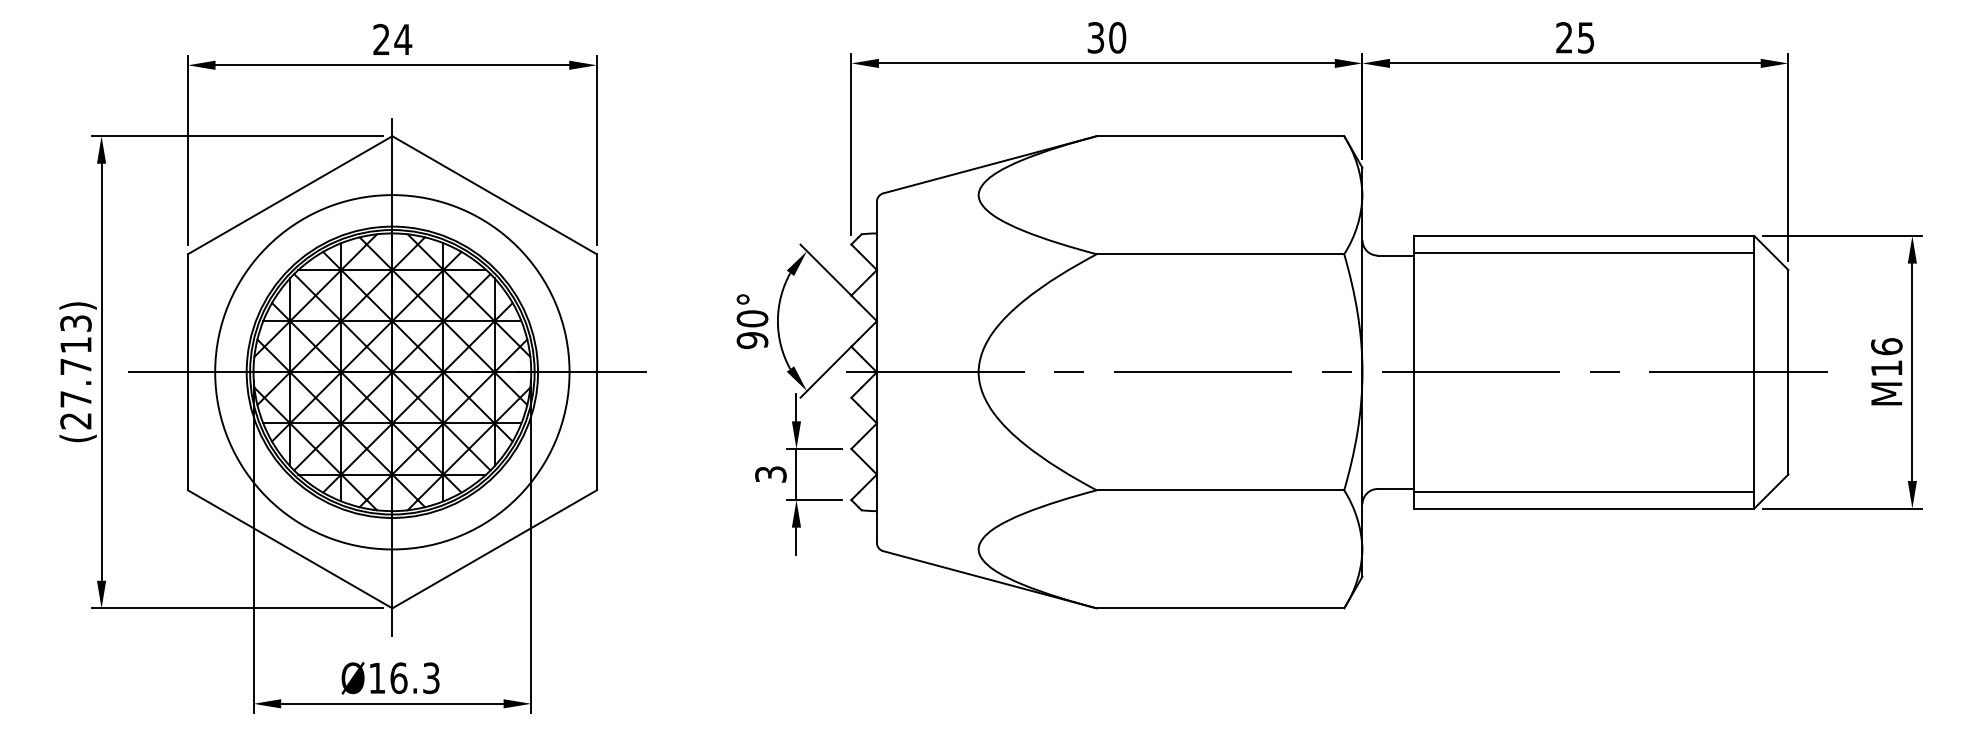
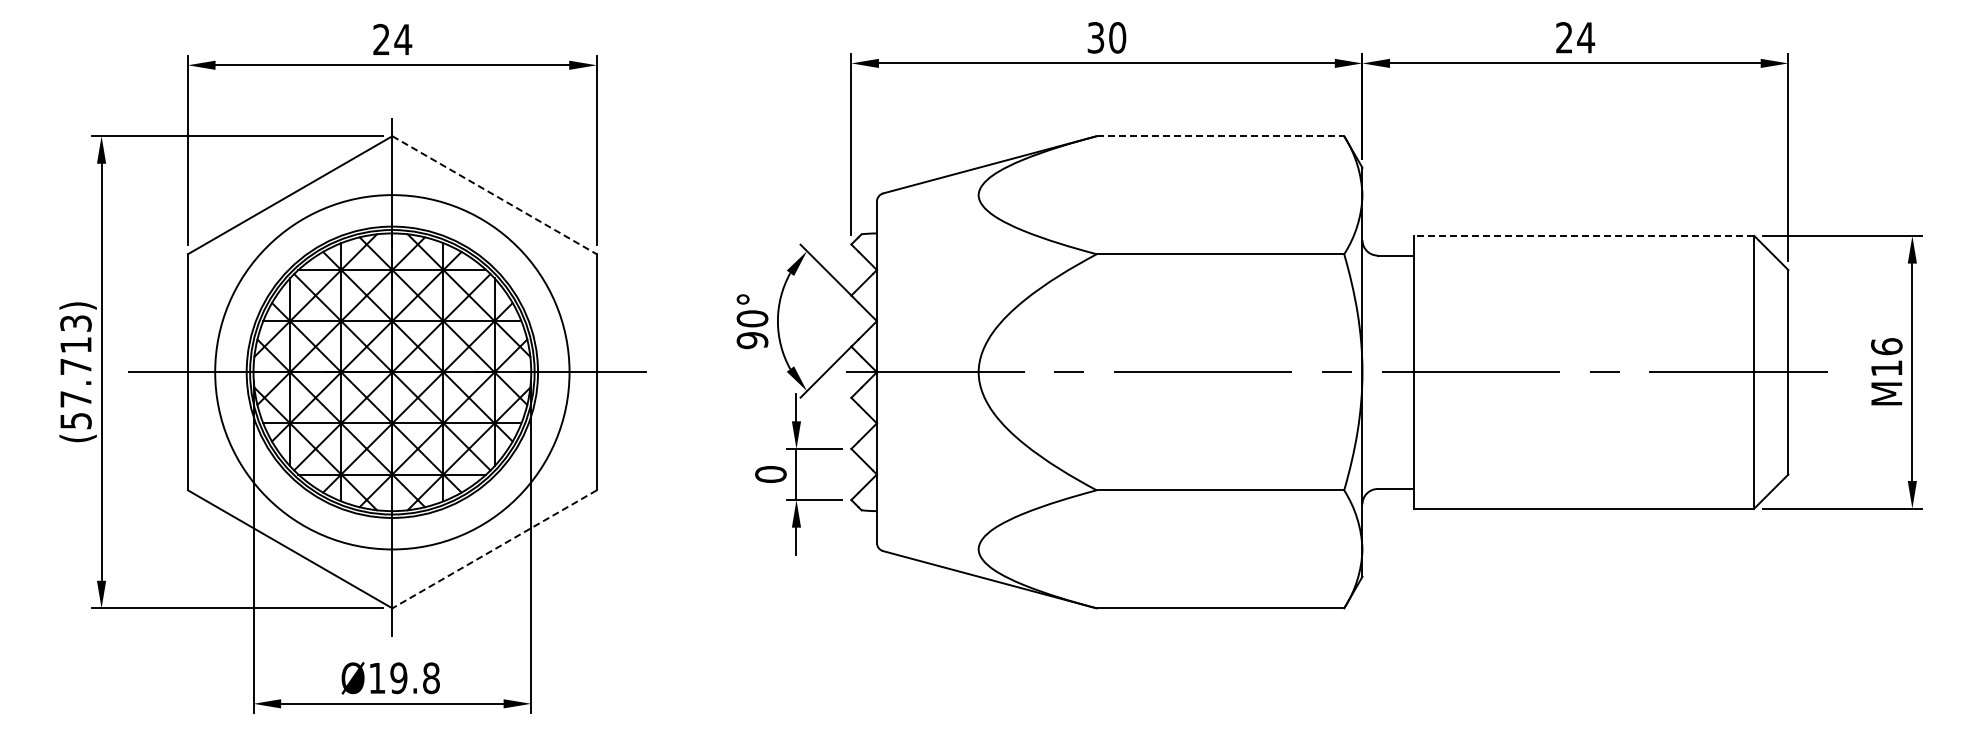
text: 25 -> 24 (1586, 37)
line: solid -> dashed (1220, 136)
line: solid -> dashed (495, 195)
line: solid -> dashed (1583, 236)
line: present -> none (1583, 253)
text: (27.713) -> (57.713) (75, 421)
text: 3 -> 0 (770, 474)
line: present -> none (1583, 491)
line: solid -> dashed (494, 549)
text: Ø16.3 -> Ø19.8 (414, 678)
